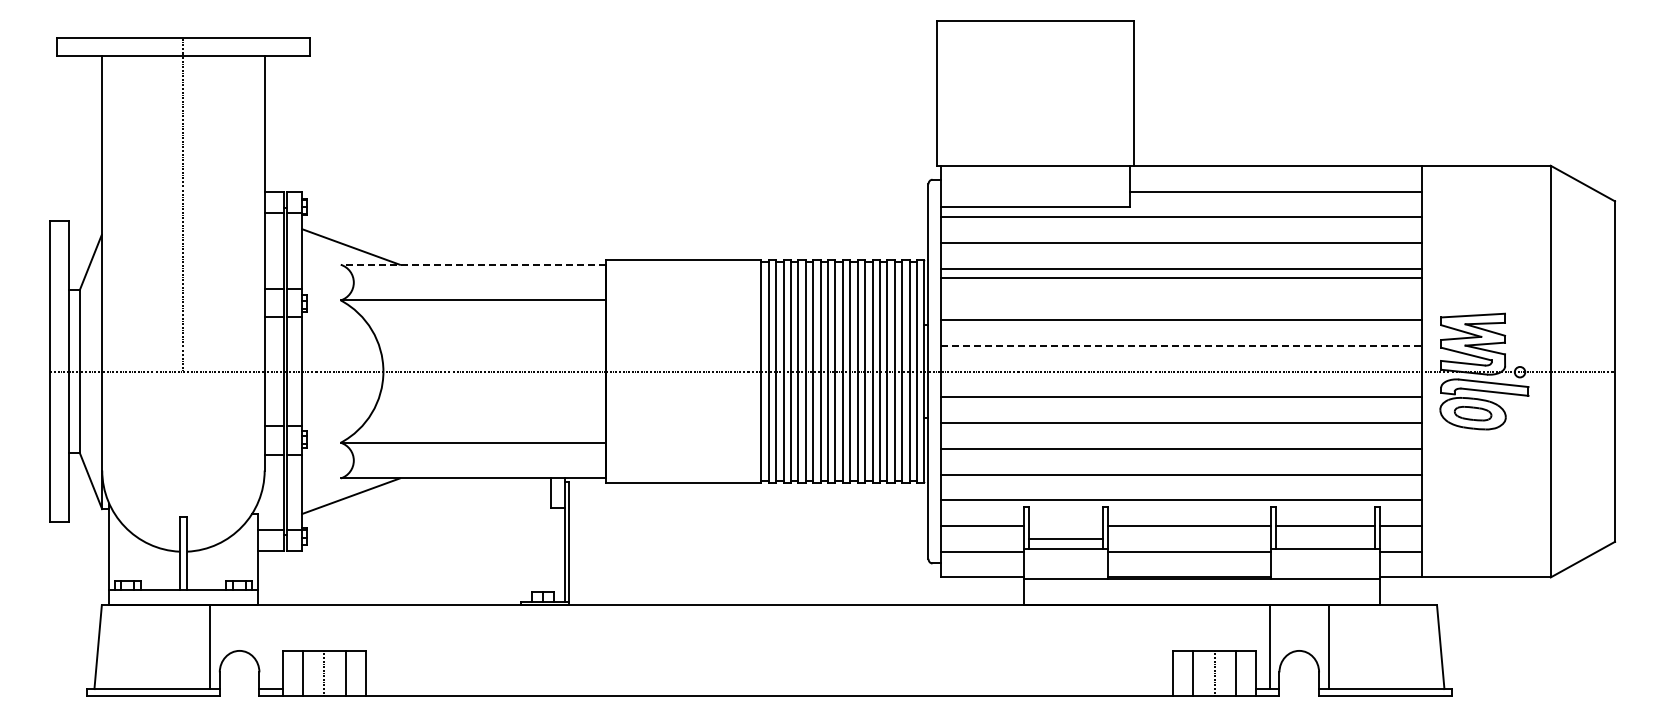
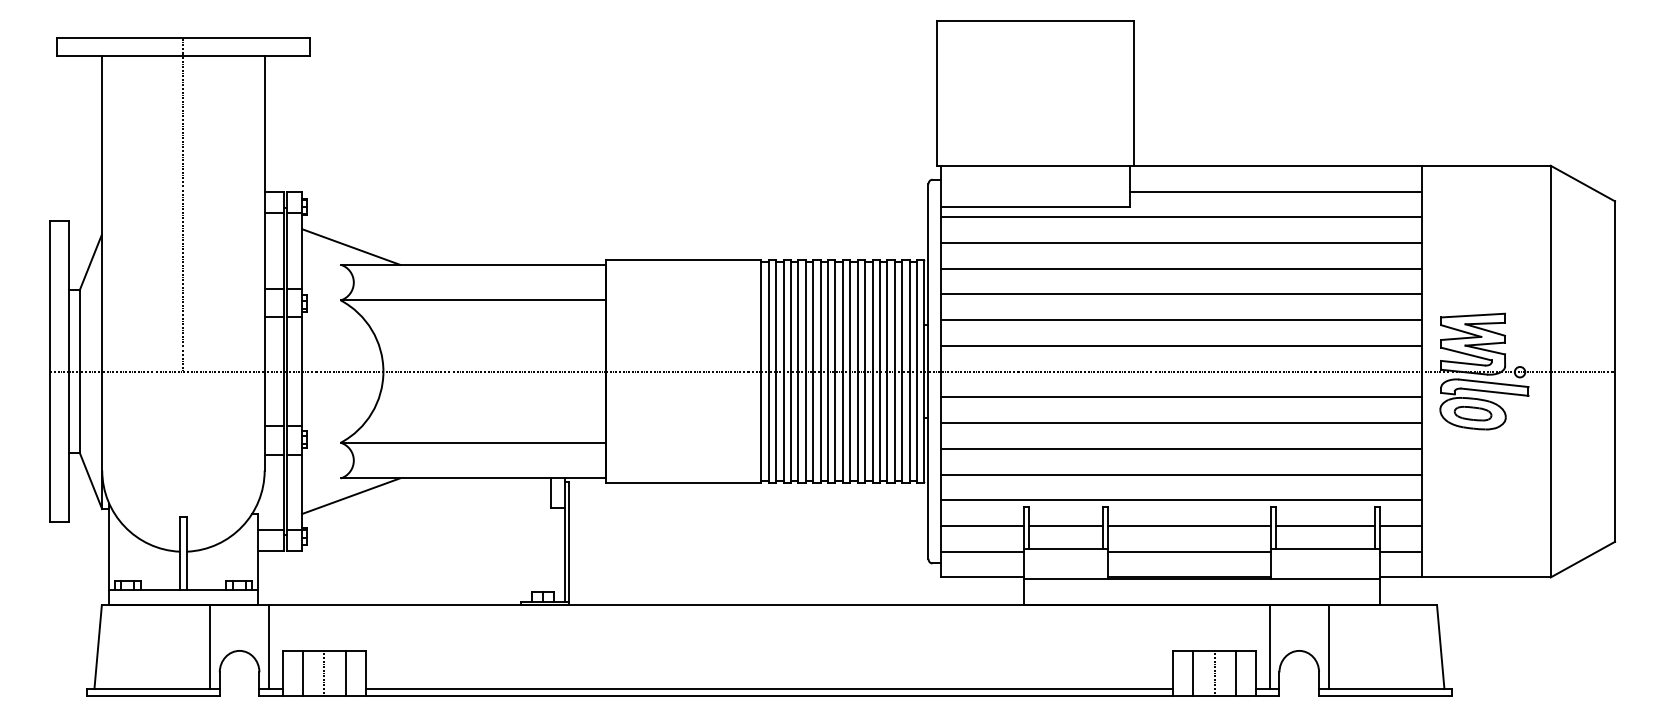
line: dashed -> solid (472, 264)
line position: (1181, 278) -> (1181, 294) (1181, 294)
line: dashed -> solid (1181, 345)
line position: (1065, 538) -> (1065, 525) (1065, 525)
line: none -> present (269, 647)
line: none -> present (769, 689)
